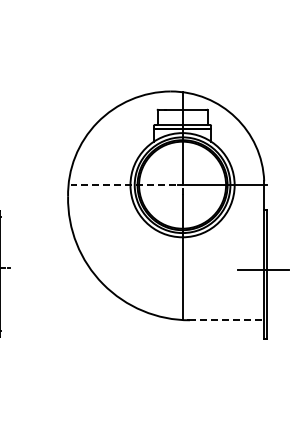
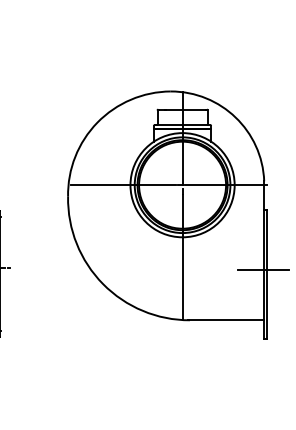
line: dashed -> solid (122, 185)
line: dashed -> solid (227, 320)
